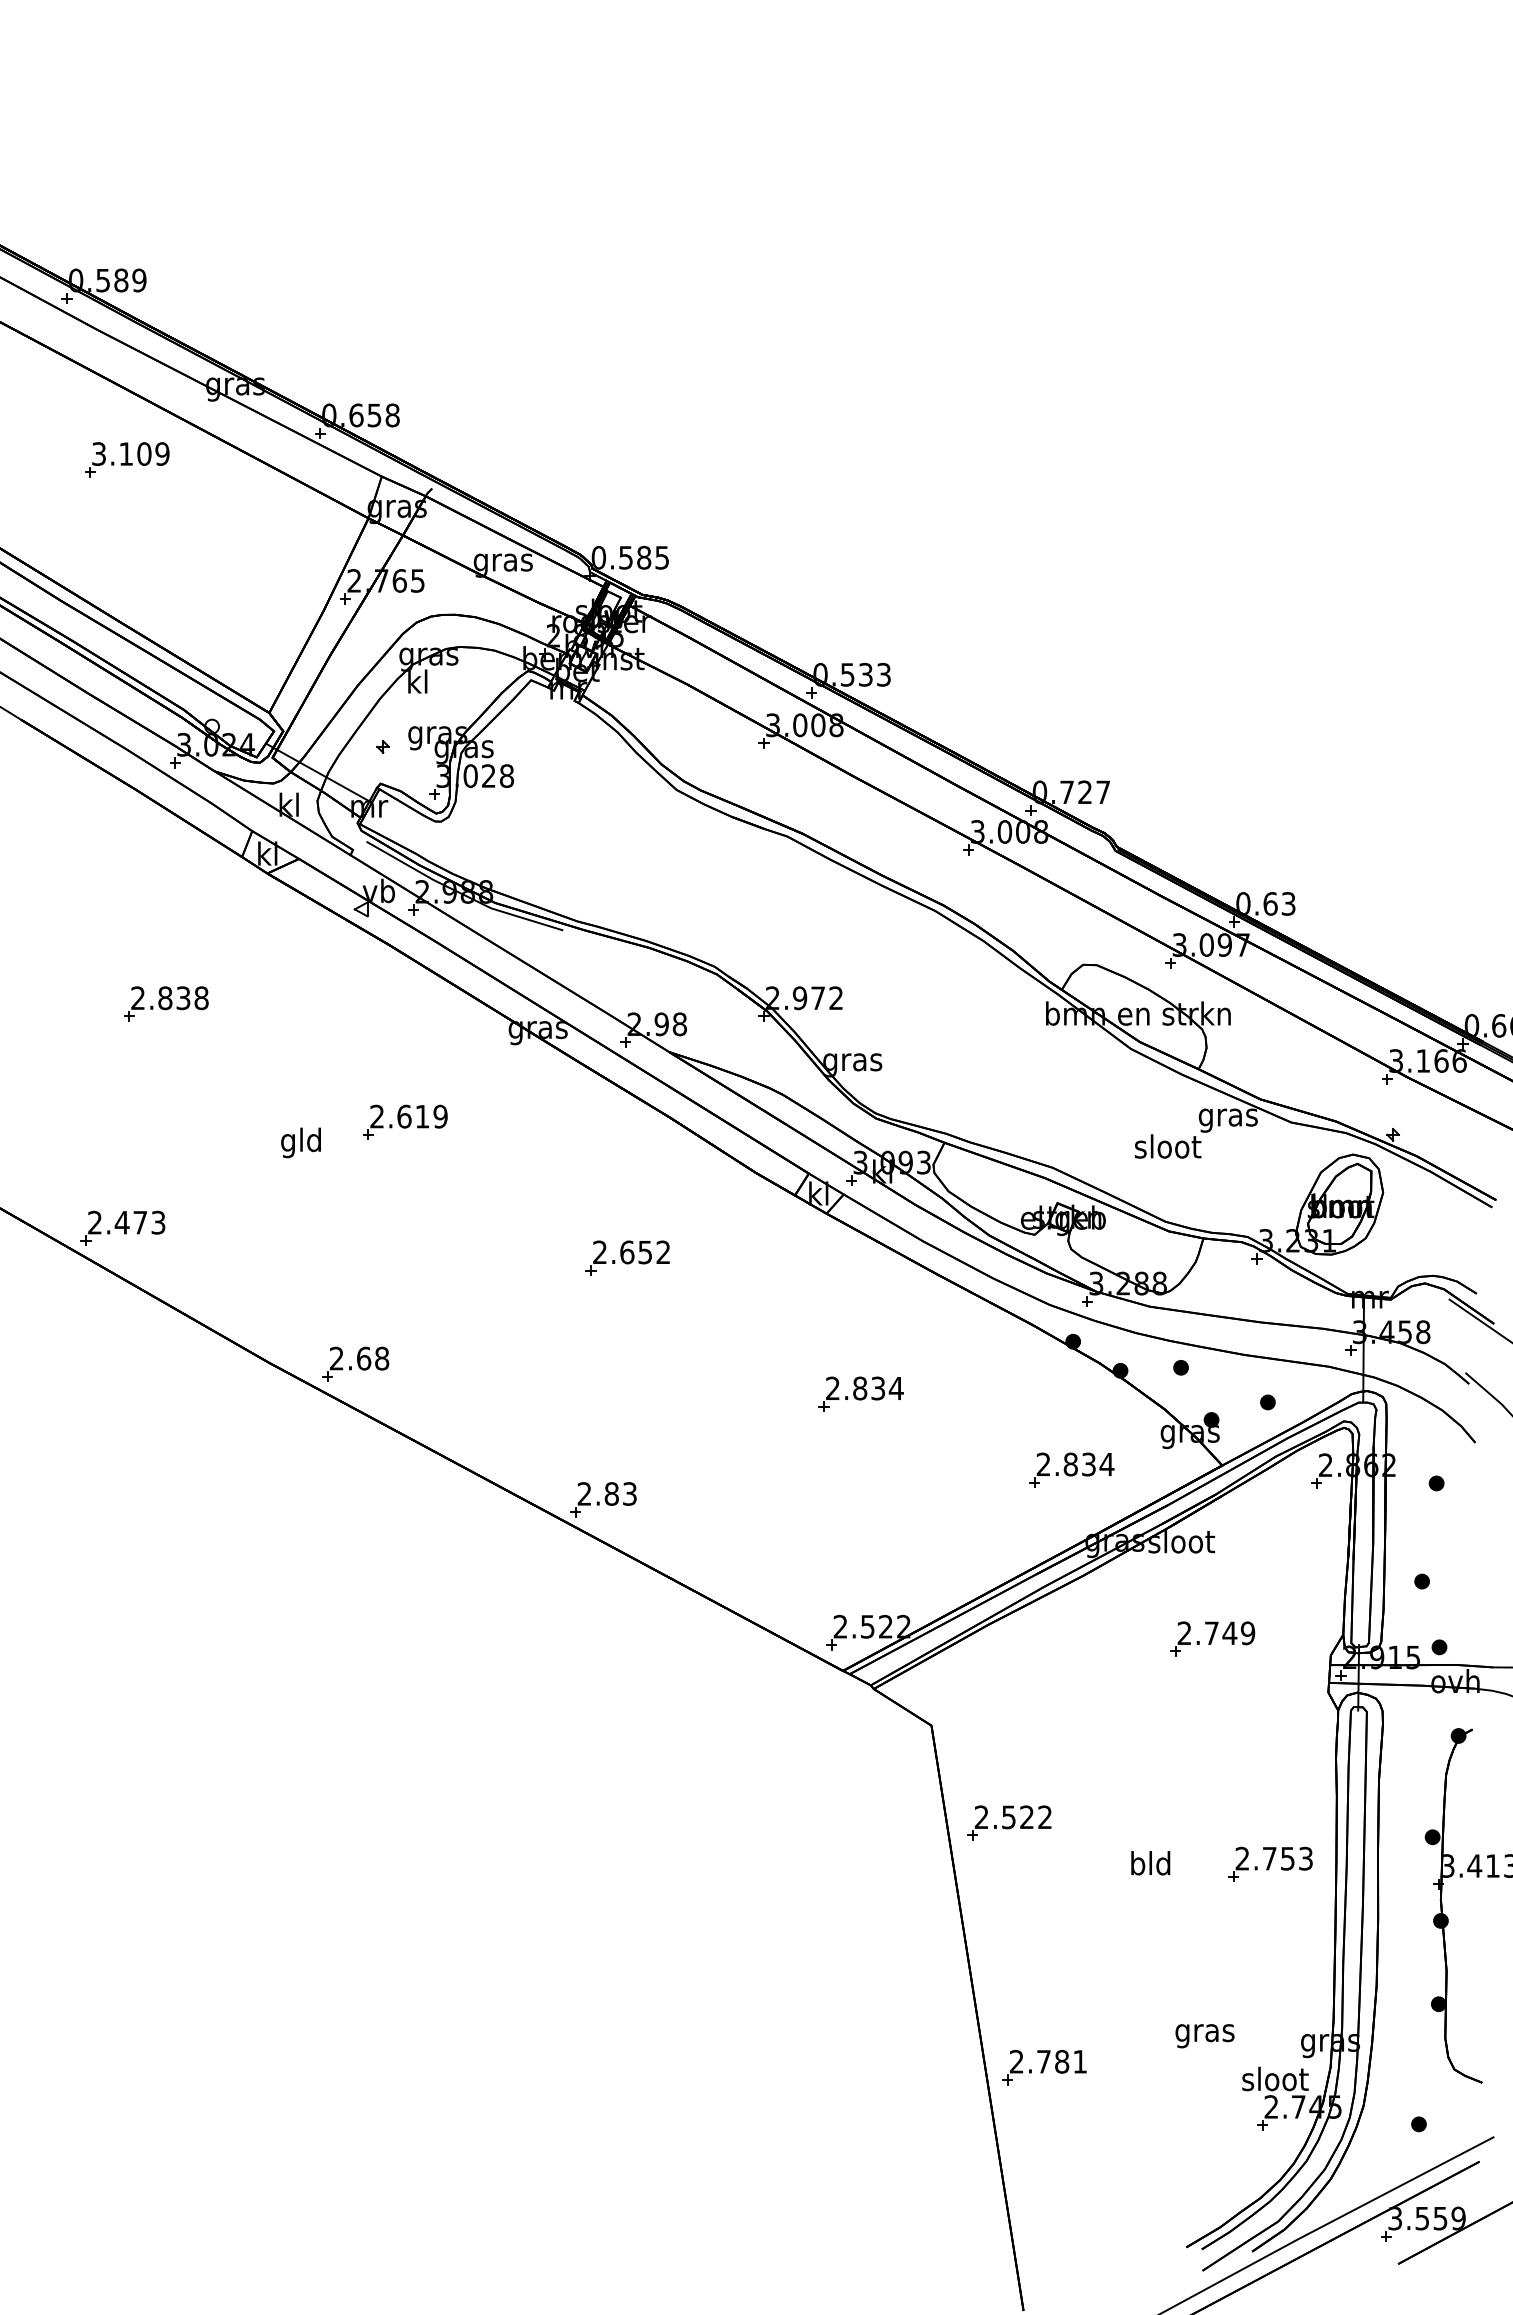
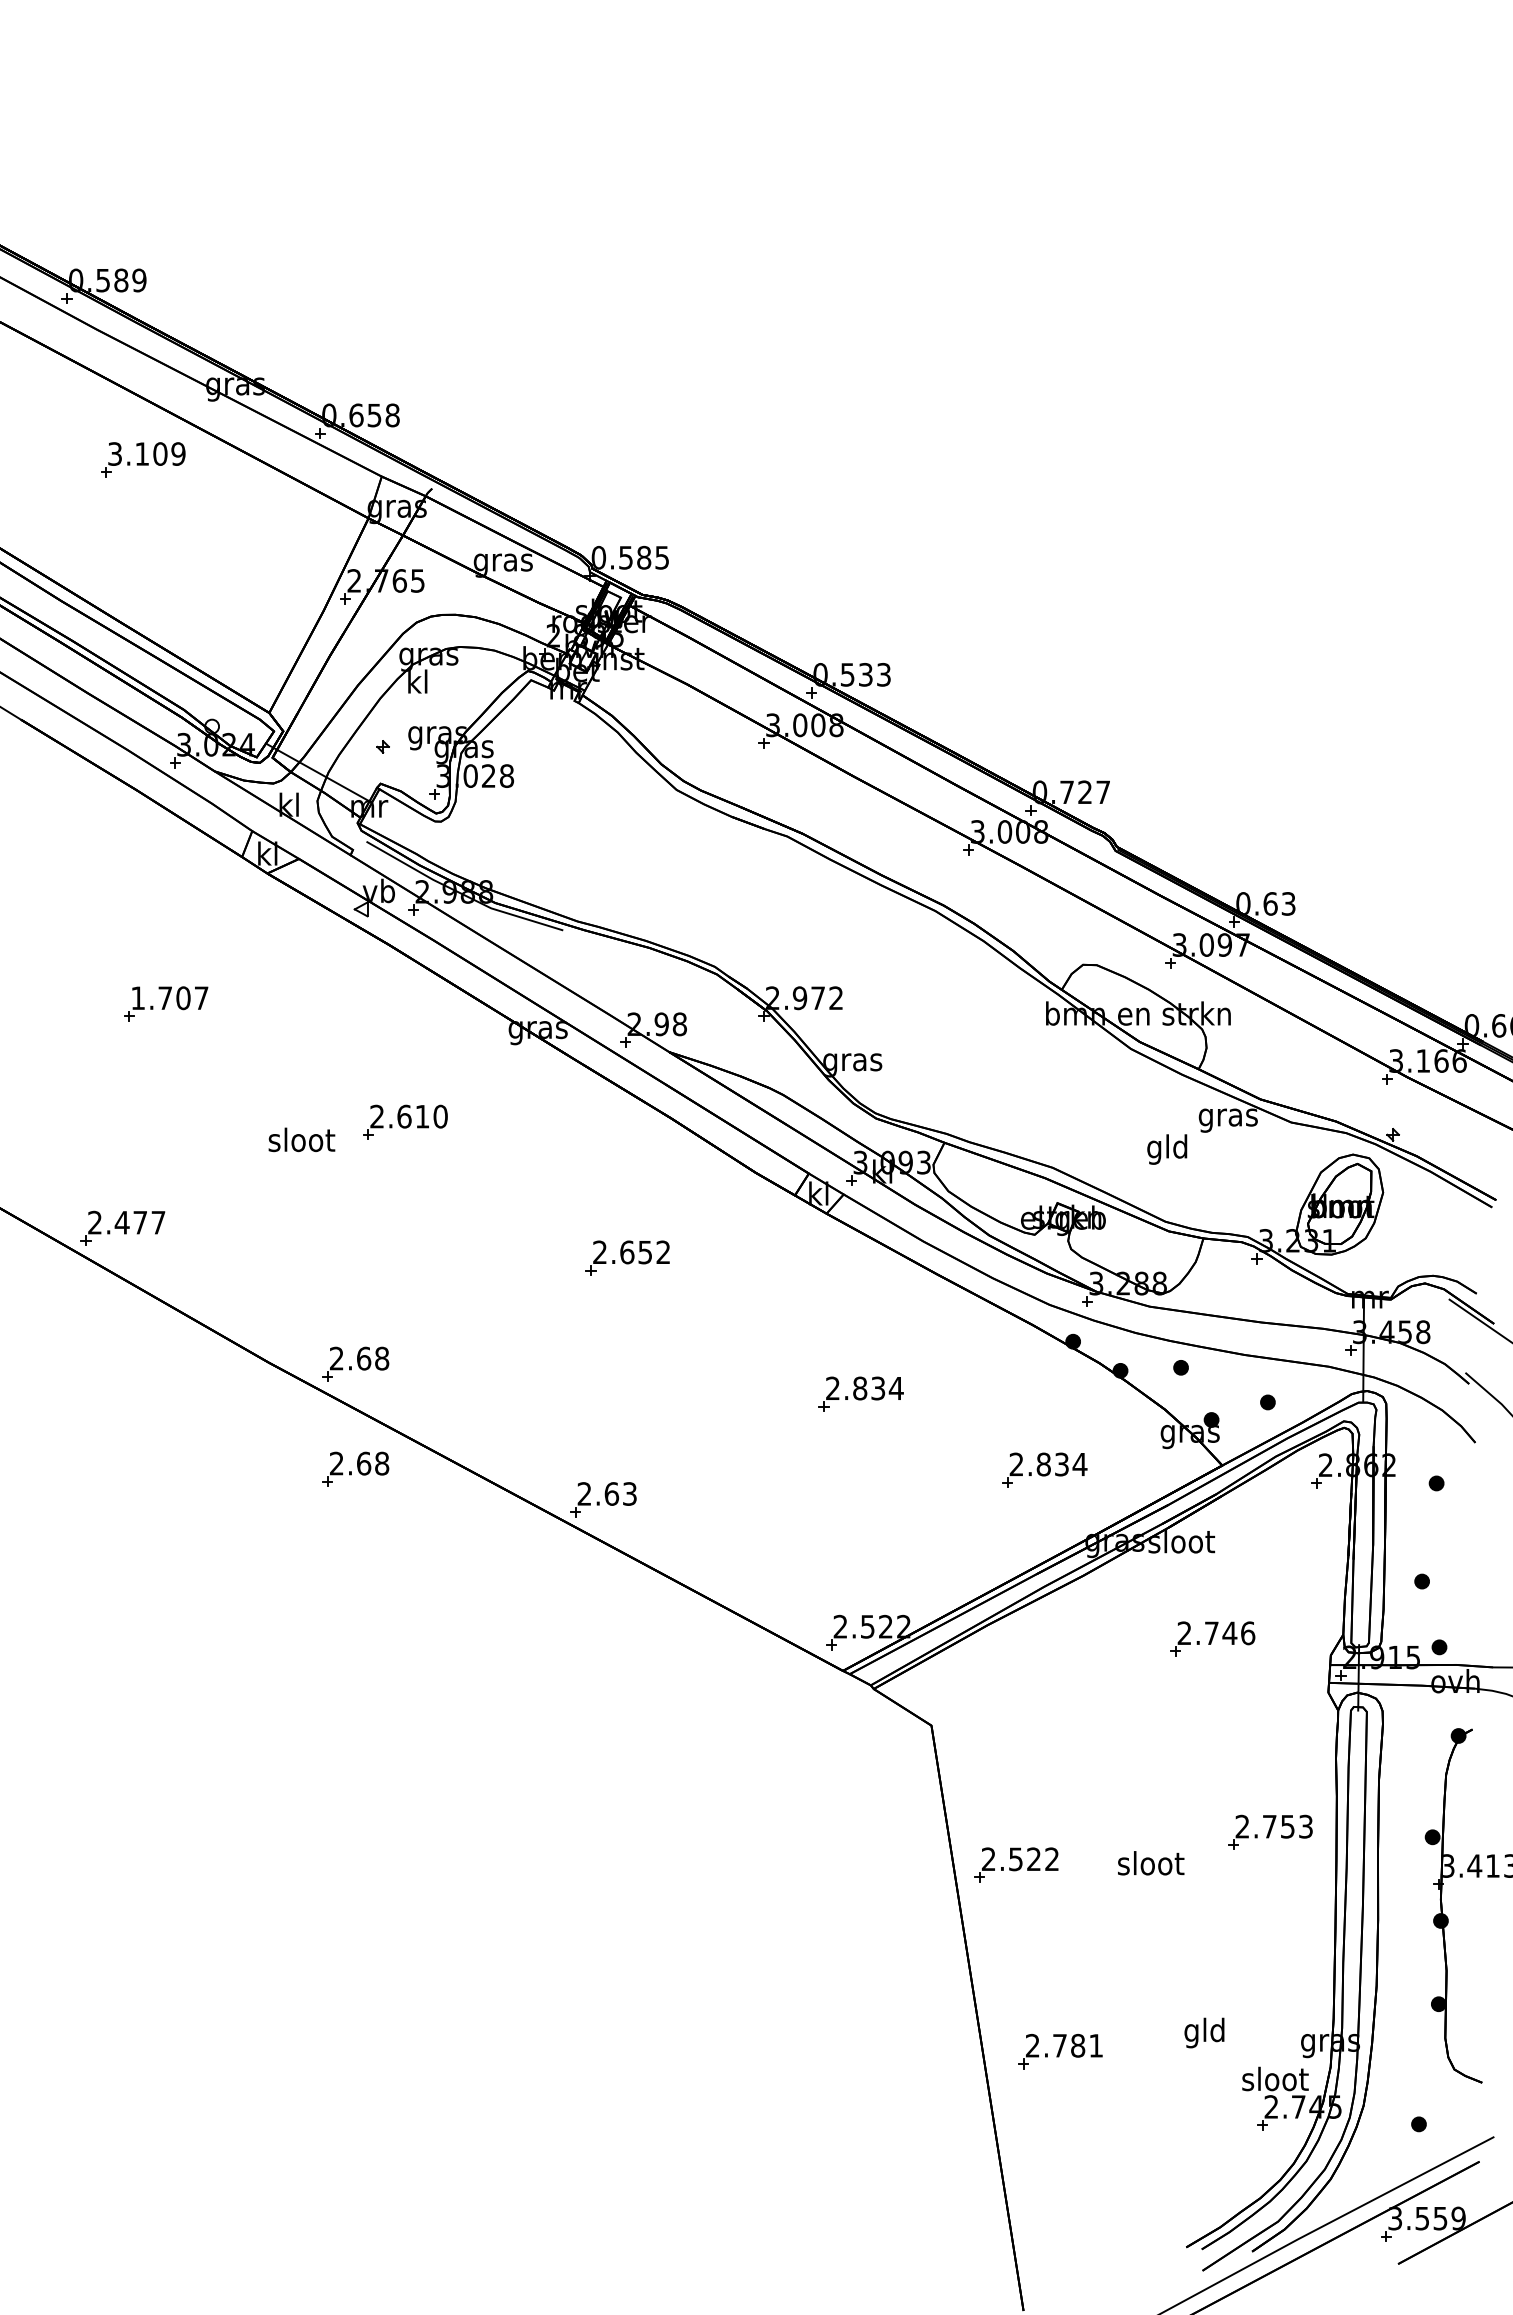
part position: (127, 459) -> (143, 459) (143, 459)
text: 2.838 -> 1.707 (169, 998)
text: 2.619 -> 2.610 (440, 1116)
text: gld -> sloot (301, 1142)
text: sloot -> gld (1167, 1149)
text: 2.473 -> 2.477 (158, 1222)
part: none -> present (355, 1468)
part position: (1071, 1469) -> (1044, 1469) (1044, 1469)
text: 2.83 -> 2.63 (611, 1493)
text: 2.749 -> 2.746 (1247, 1633)
part position: (1009, 1822) -> (1016, 1864) (1016, 1864)
text: bld -> sloot (1151, 1863)
part position: (1270, 1863) -> (1270, 1831) (1270, 1831)
text: gras -> gld (1204, 2032)
part position: (1044, 2067) -> (1060, 2051) (1060, 2051)
